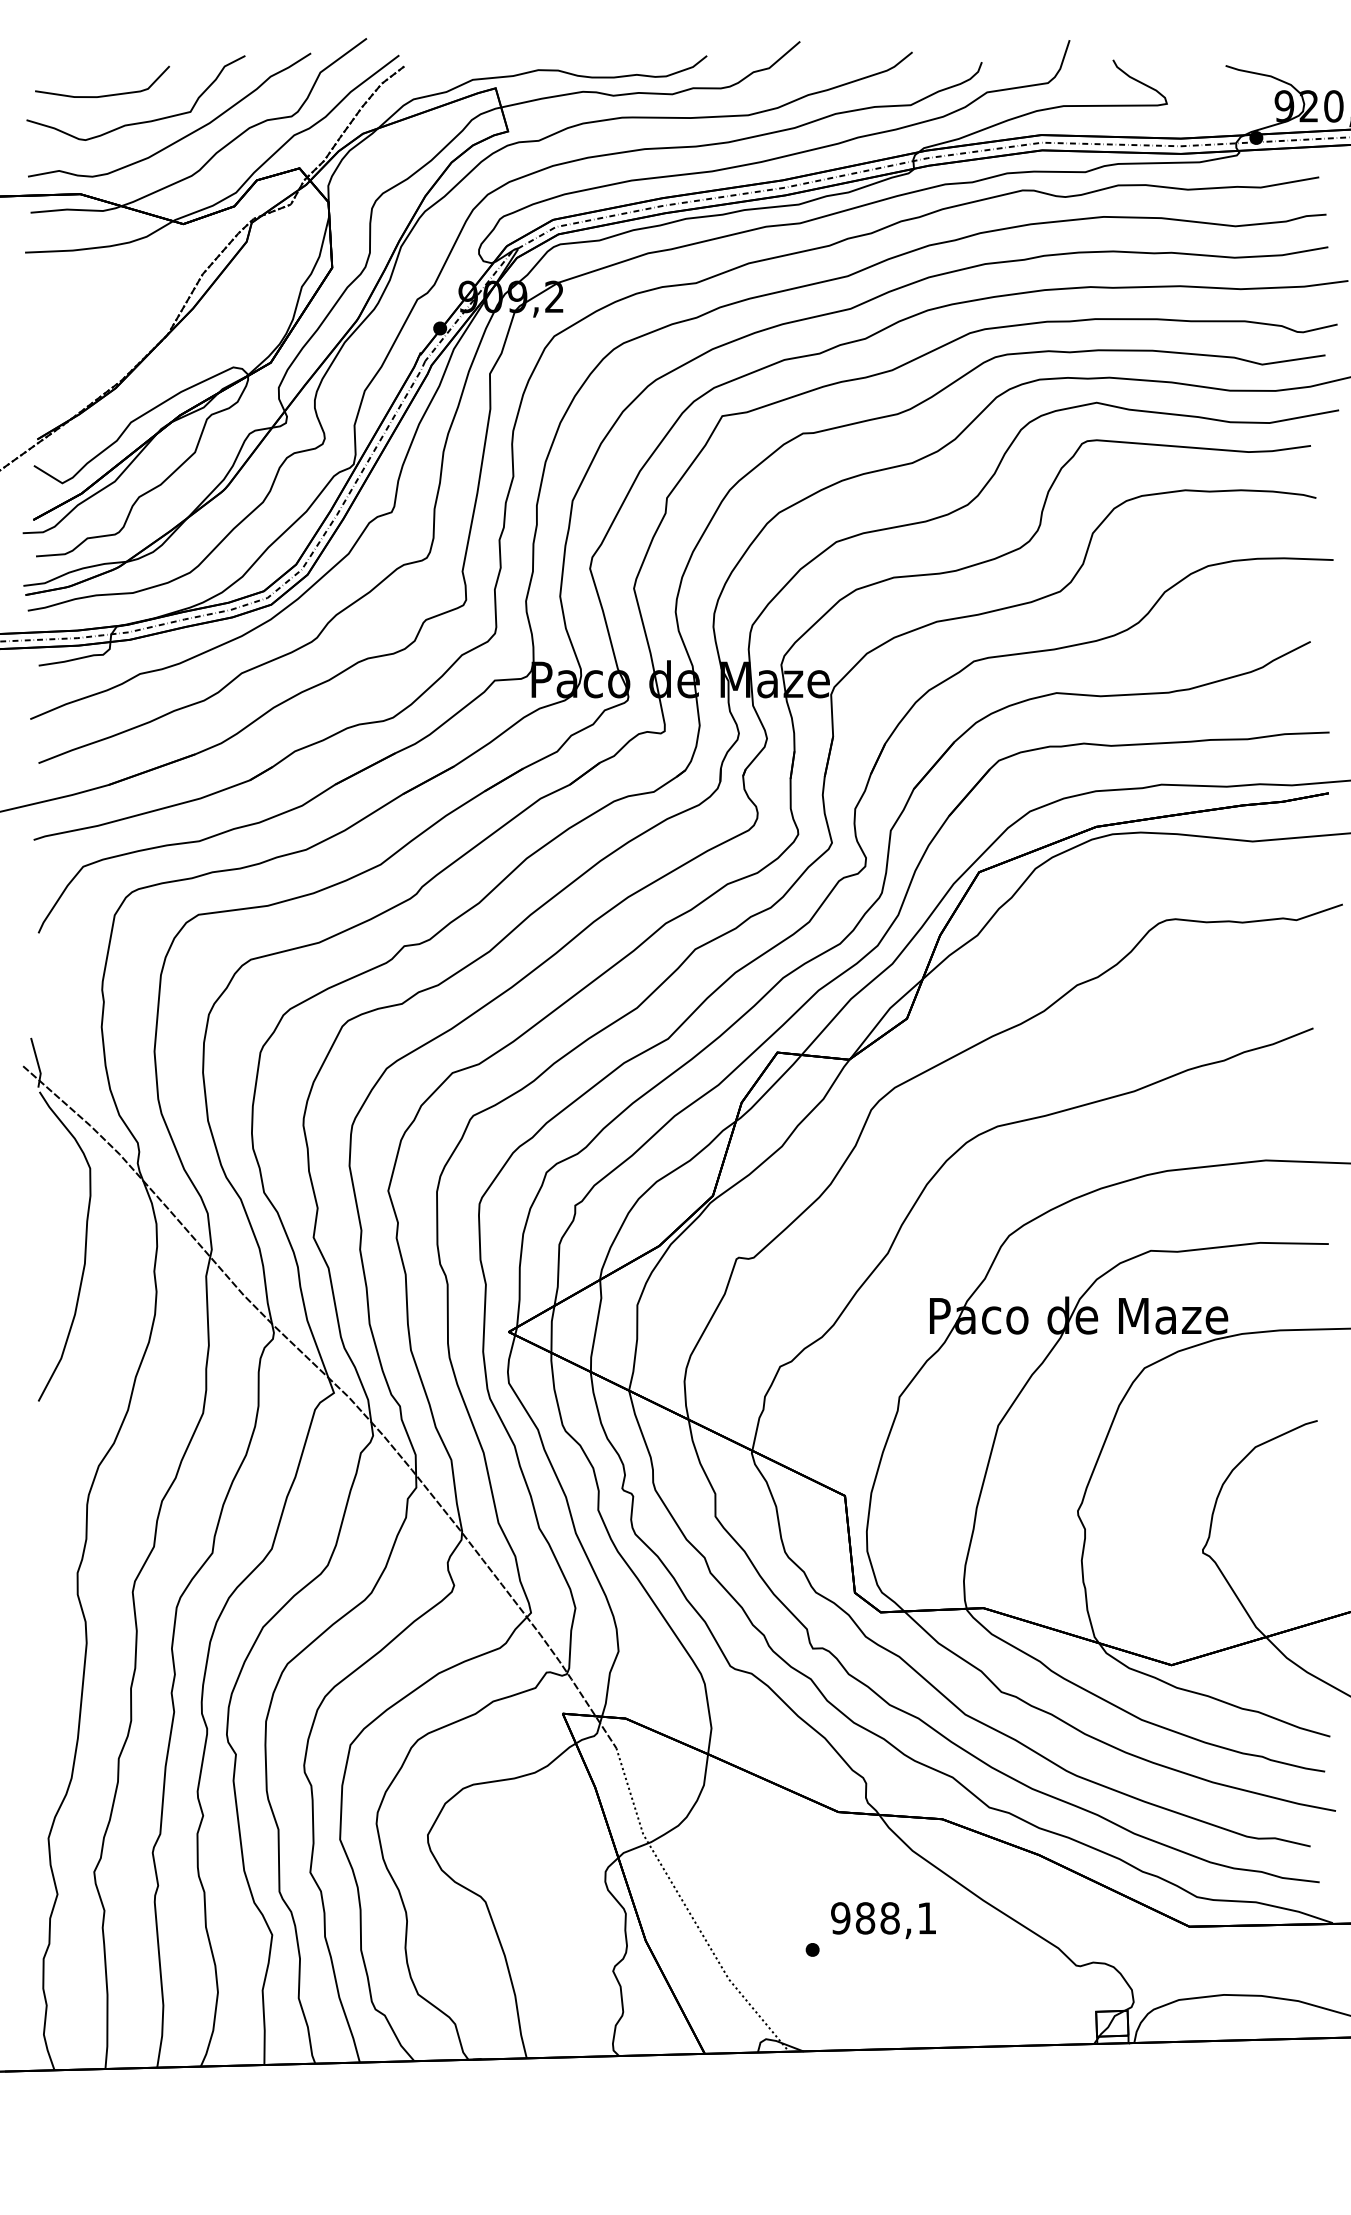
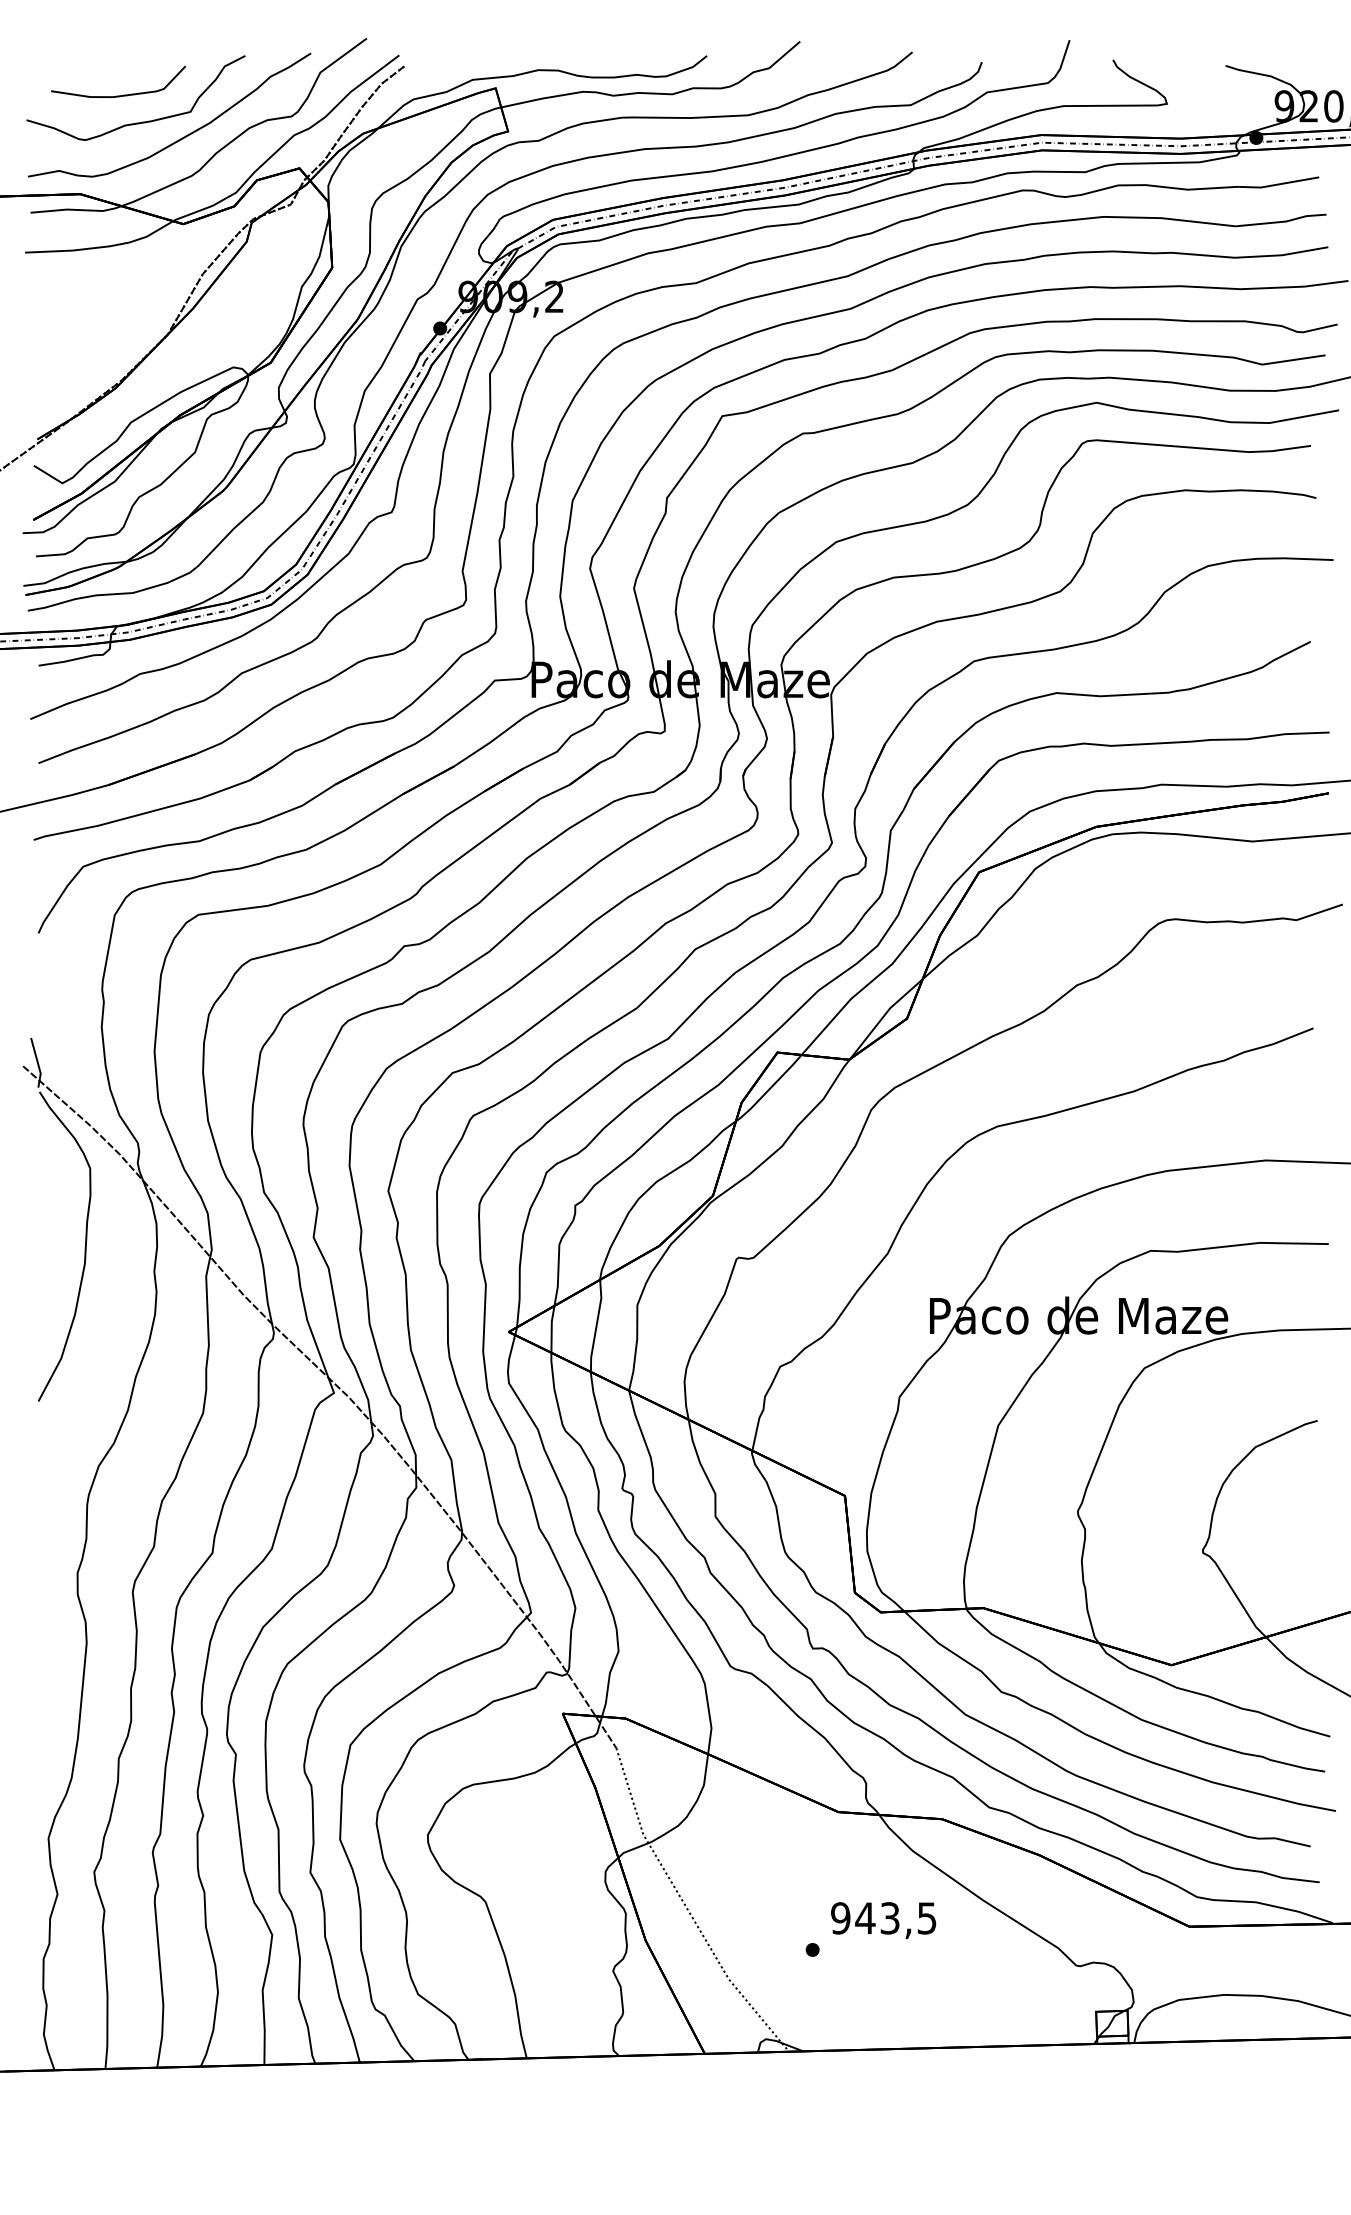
curve position: (107, 94) -> (123, 94) (123, 94)
text: 988,1 -> 943,5 (895, 1918)
